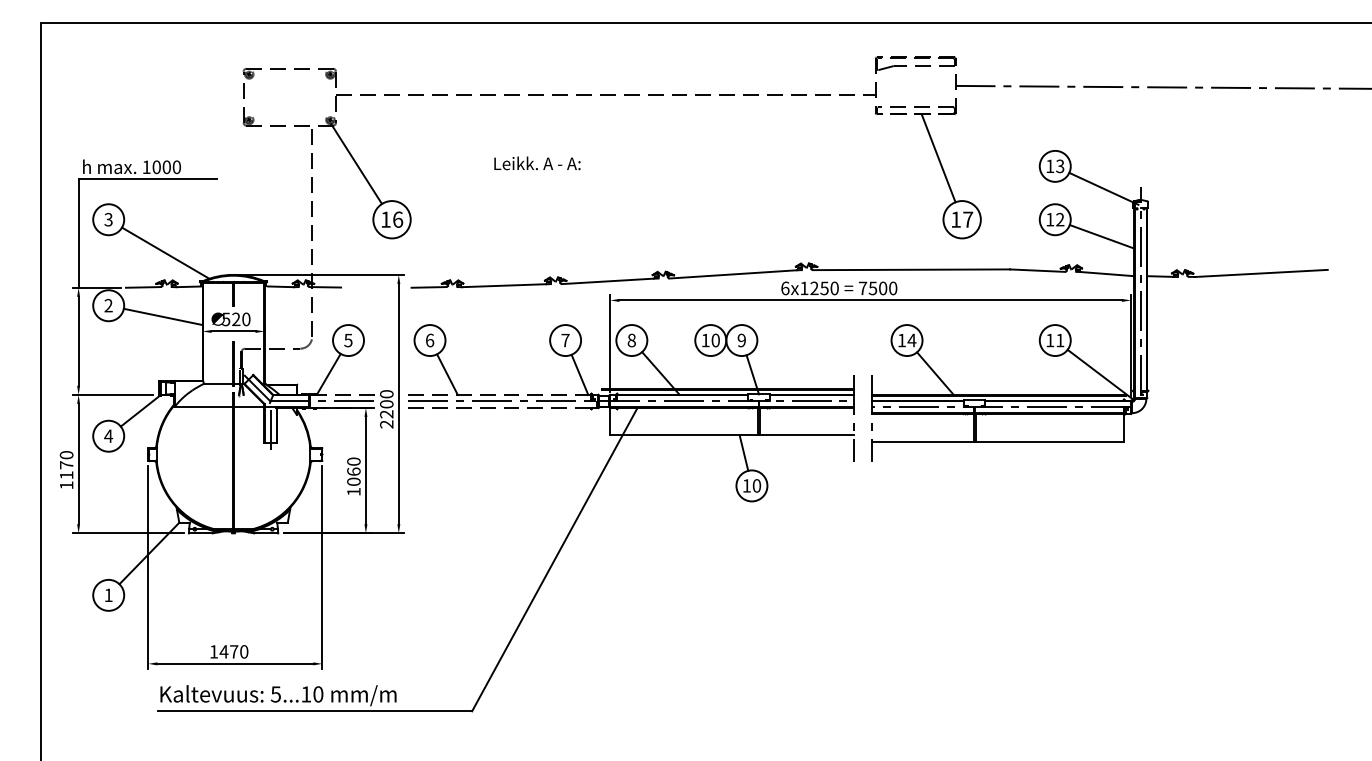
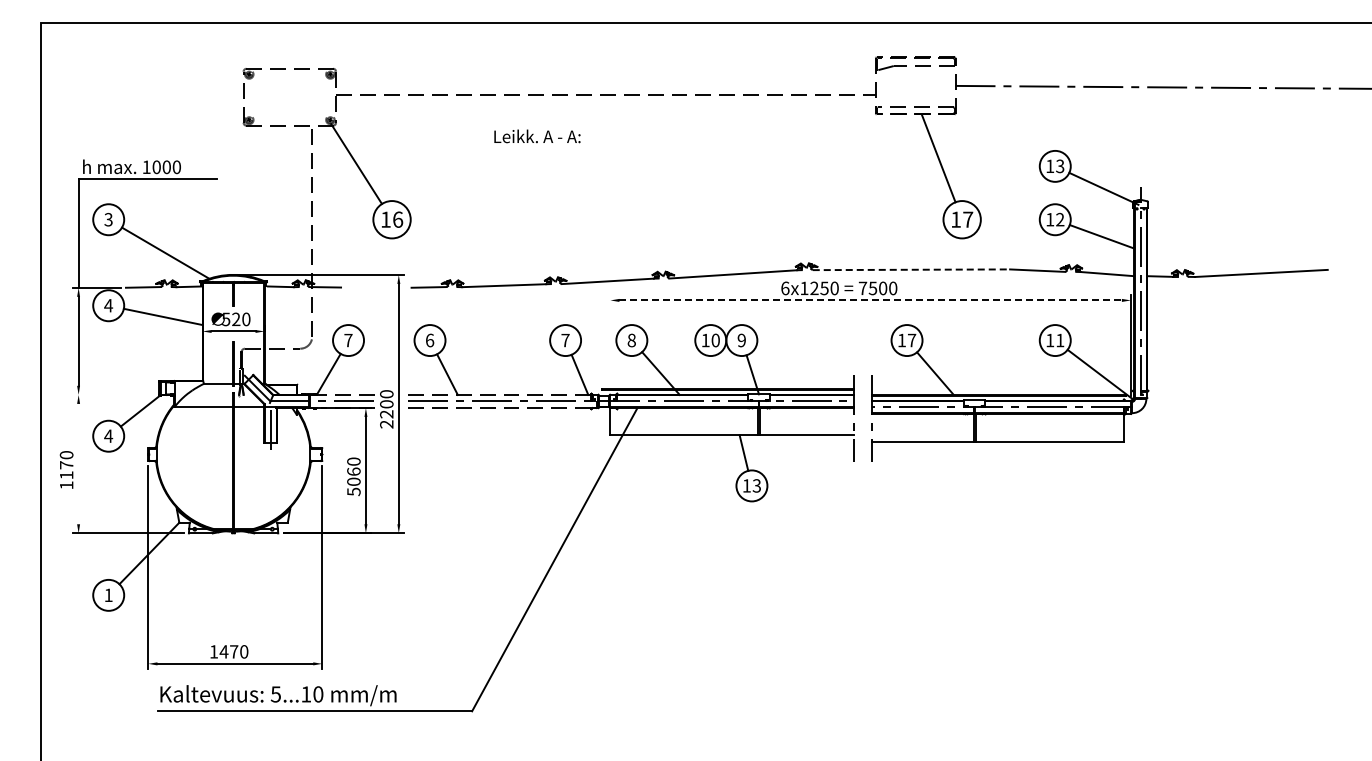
text position: (537, 163) -> (537, 136) (537, 136)
line: solid -> dashed (911, 269)
line: solid -> dashed (871, 300)
text: 2 -> 4 (108, 305)
text: 5 -> 7 (348, 340)
text: 14 -> 17 (911, 340)
line: present -> none (610, 343)
line: present -> none (113, 394)
line: present -> none (78, 463)
text: 10 -> 13 (756, 485)
text: 1060 -> 5060 (353, 491)
